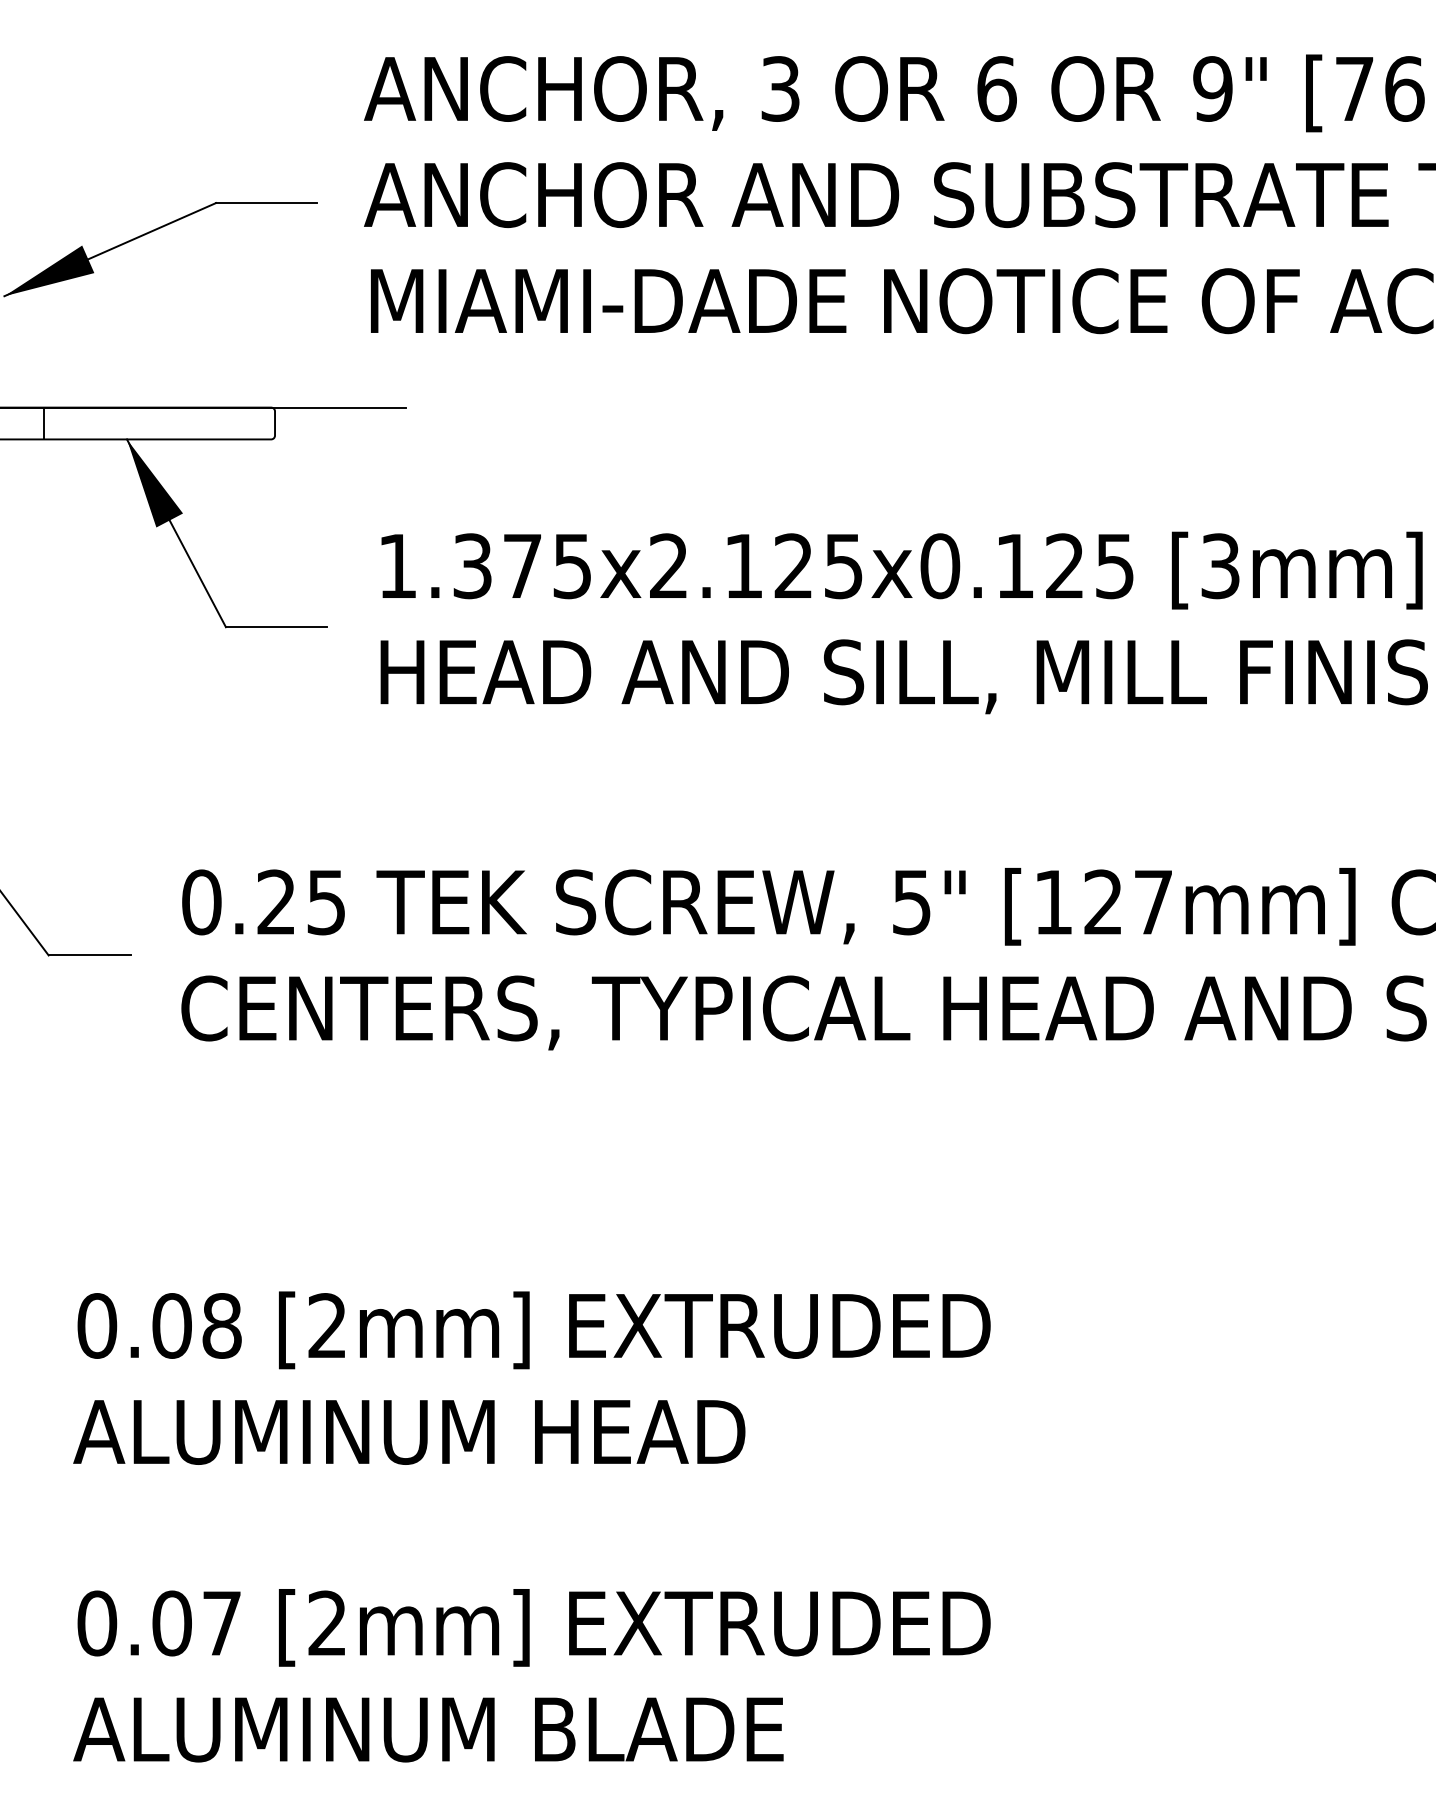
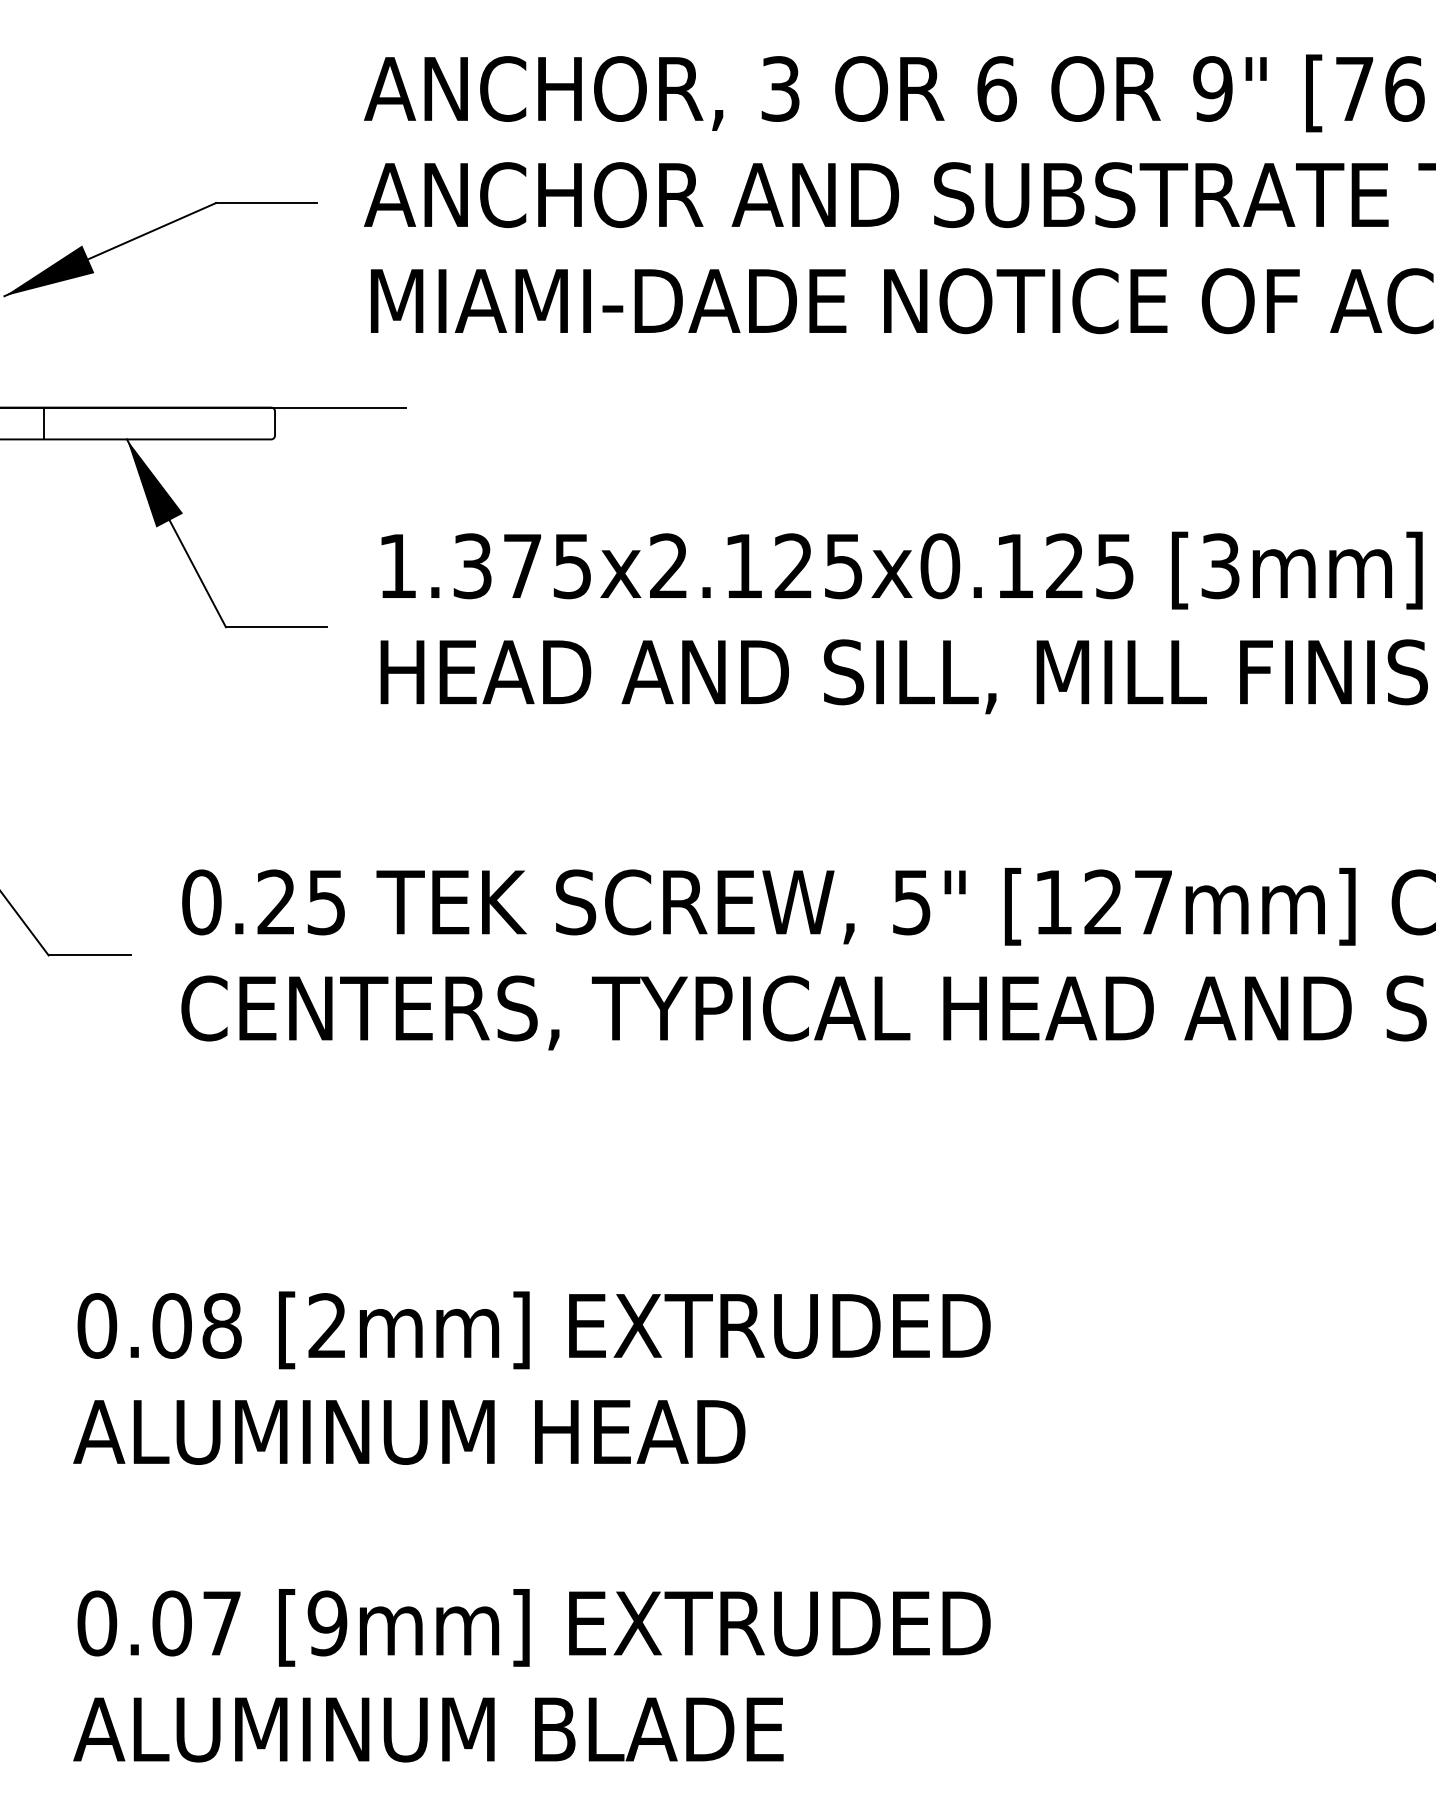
text: [2mm] -> [9mm] (327, 1623)
